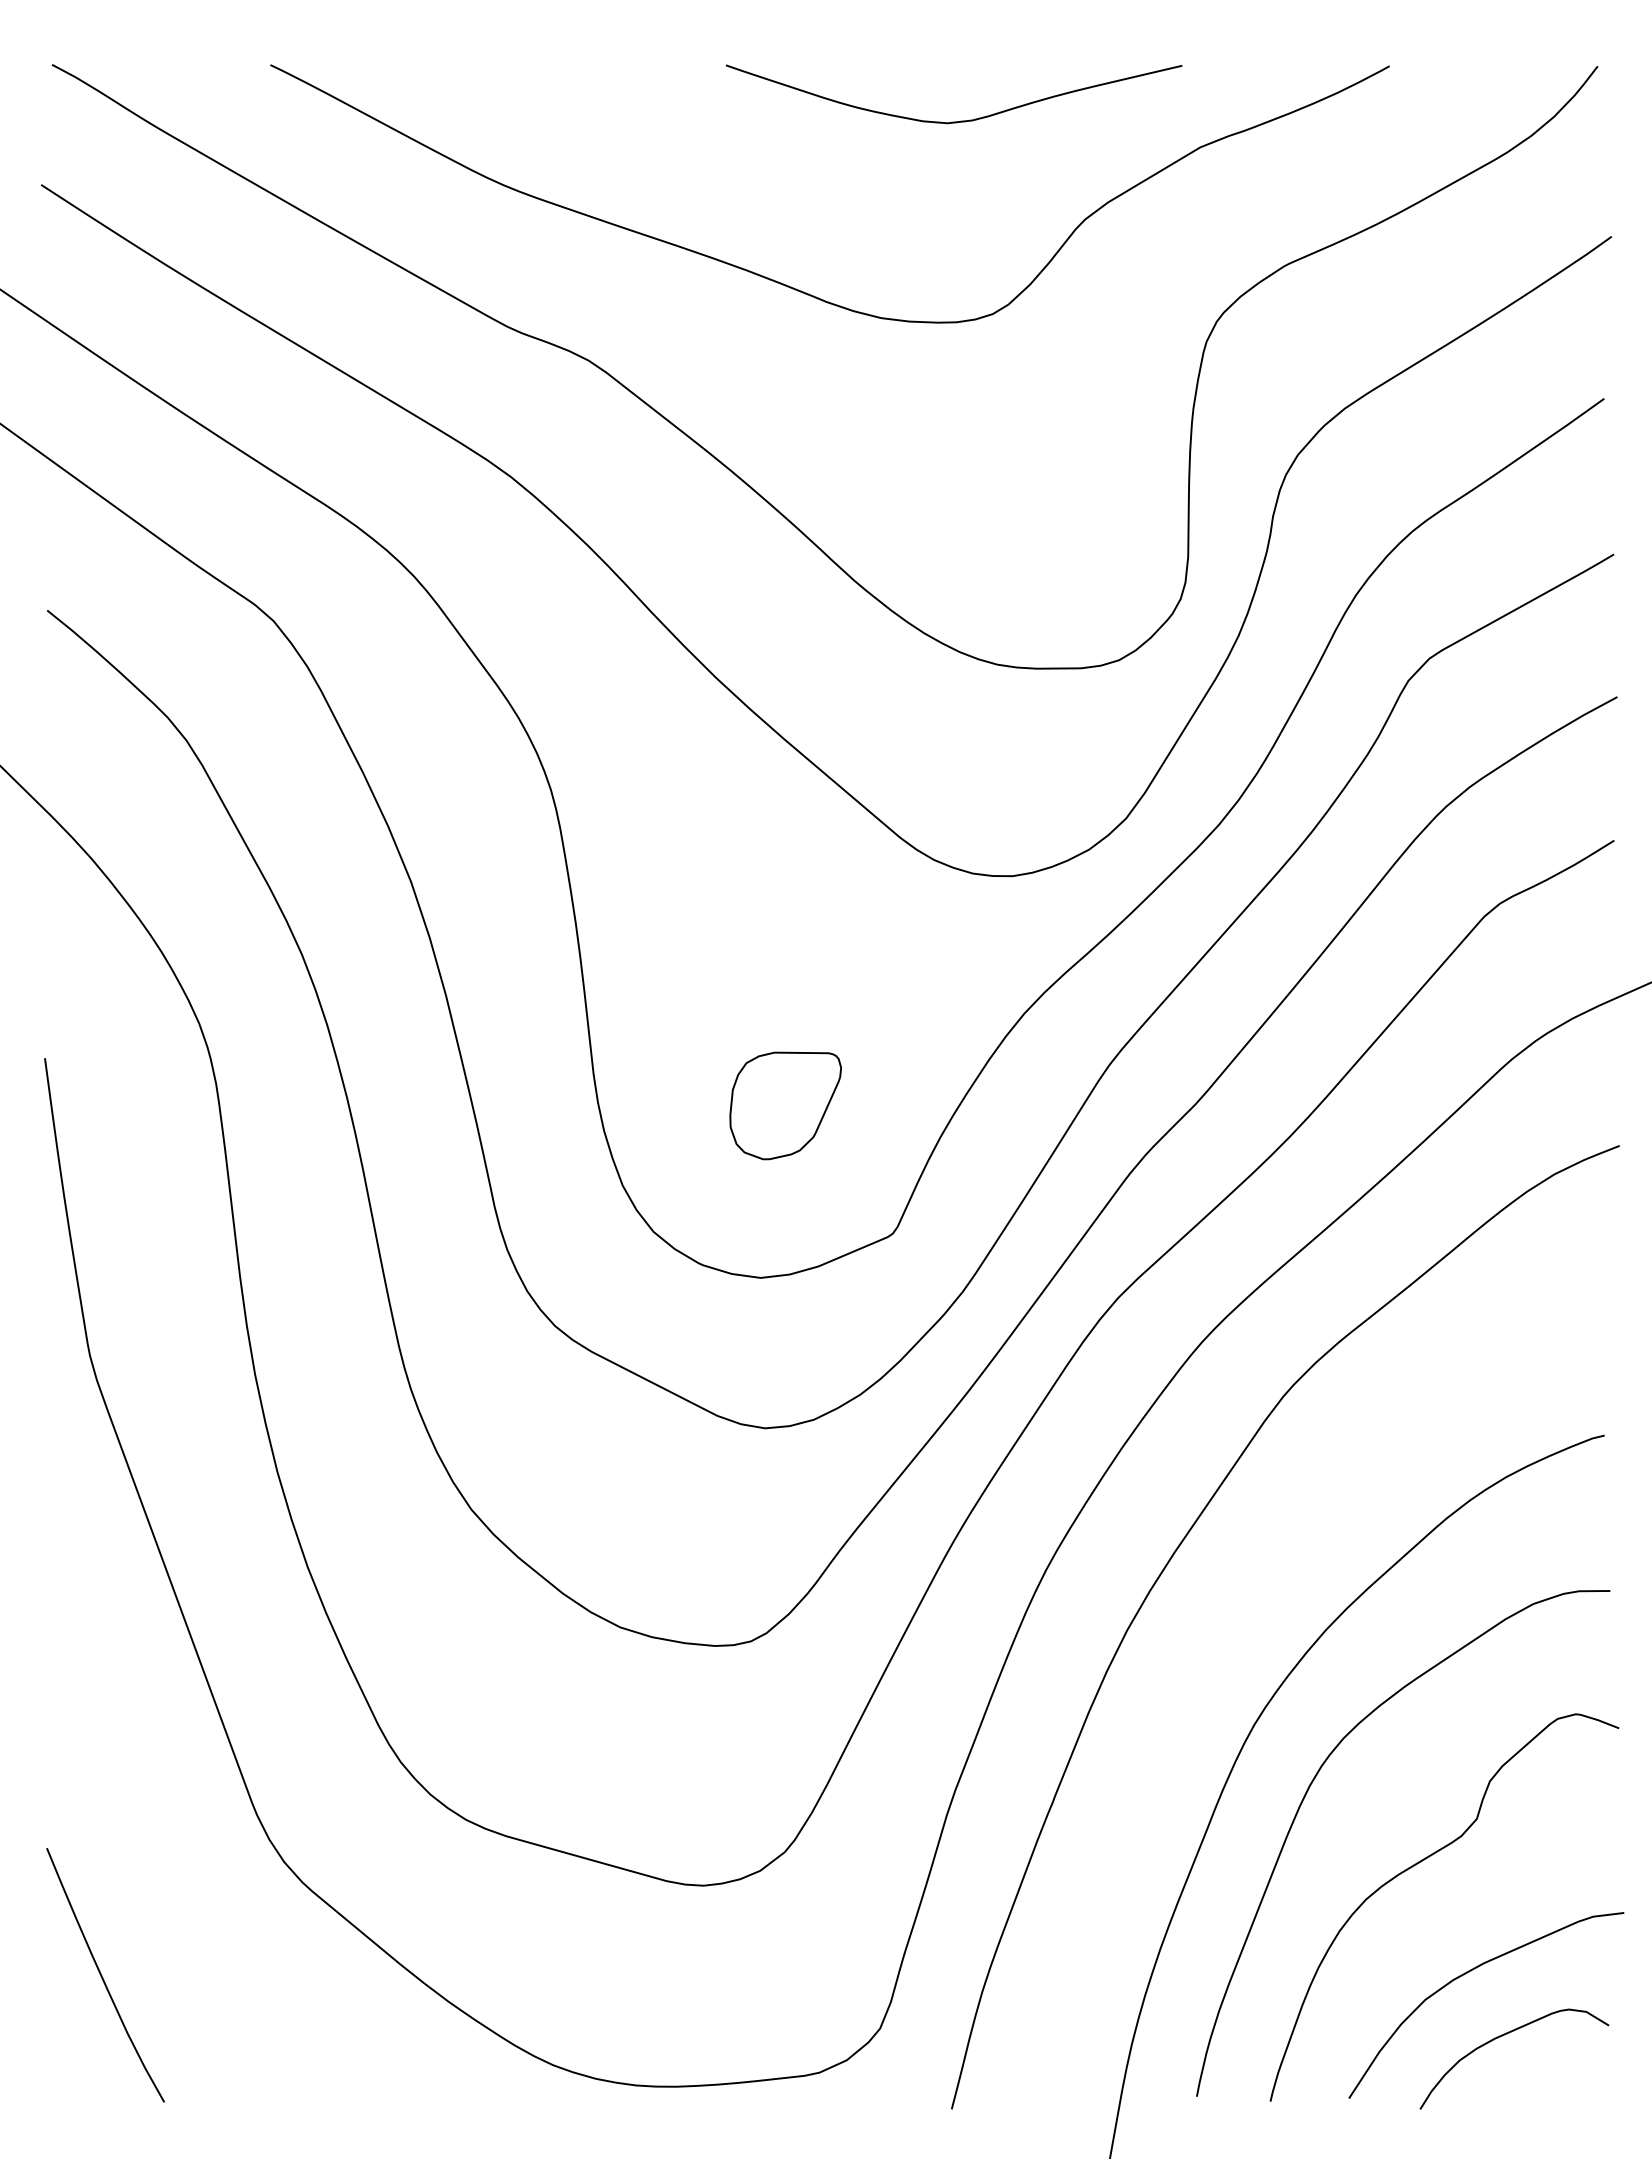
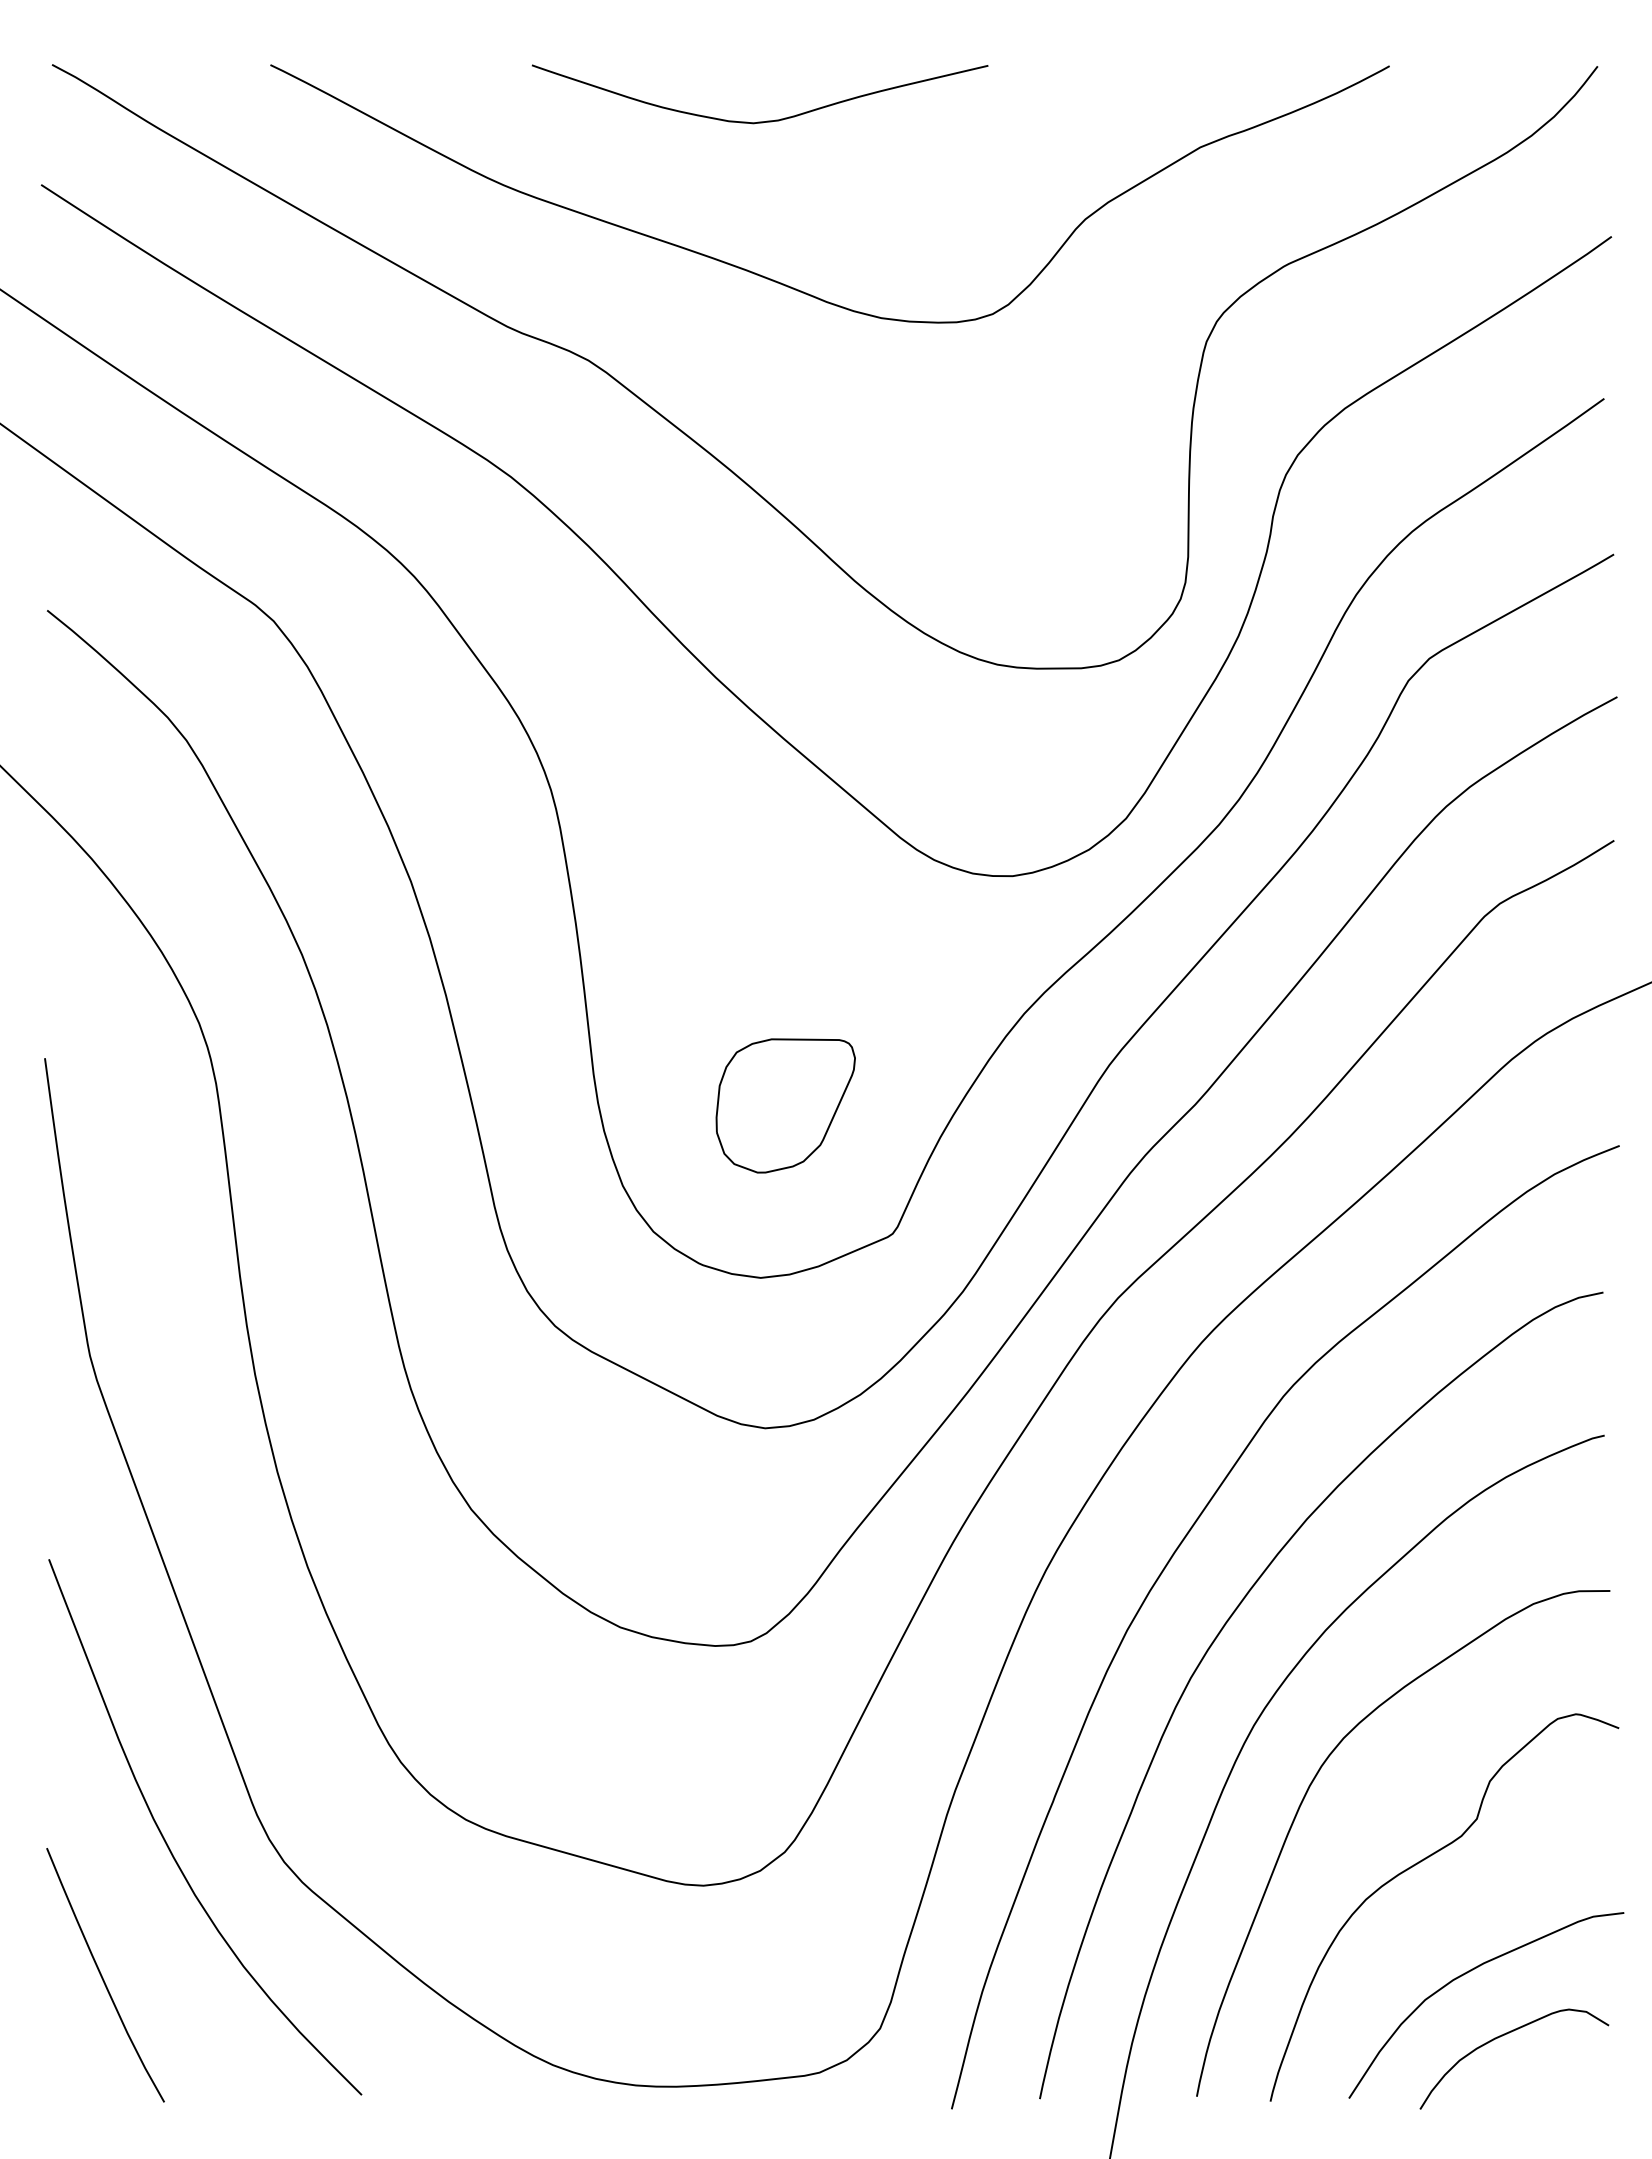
curve position: (960, 120) -> (766, 120) (766, 120)
part size: 113x110 px -> 141x136 px (785, 1105)
curve: none -> present (1222, 1630)
curve: none -> present (171, 1850)
